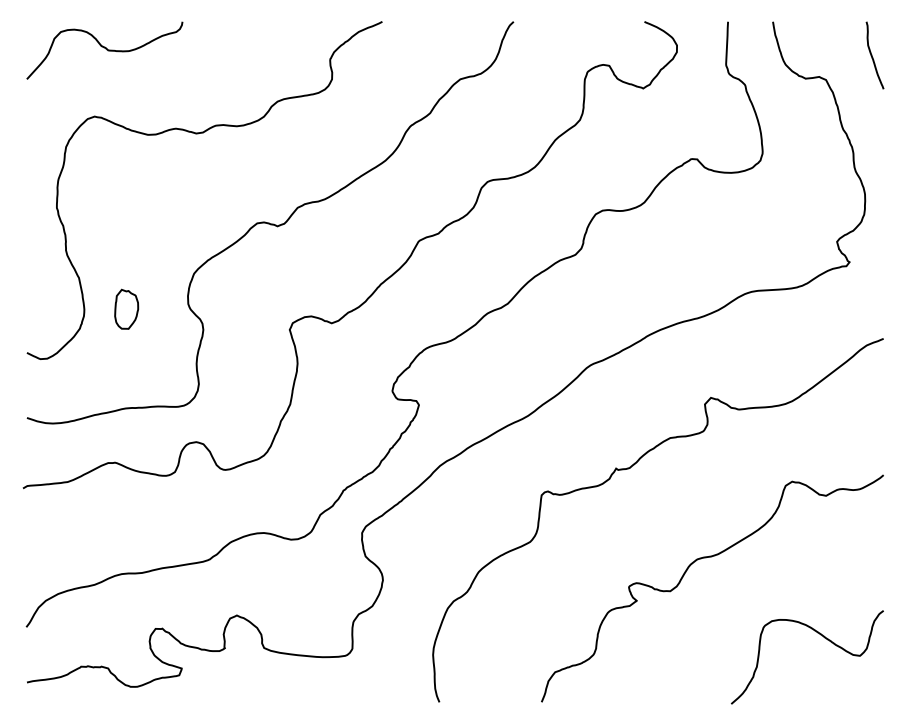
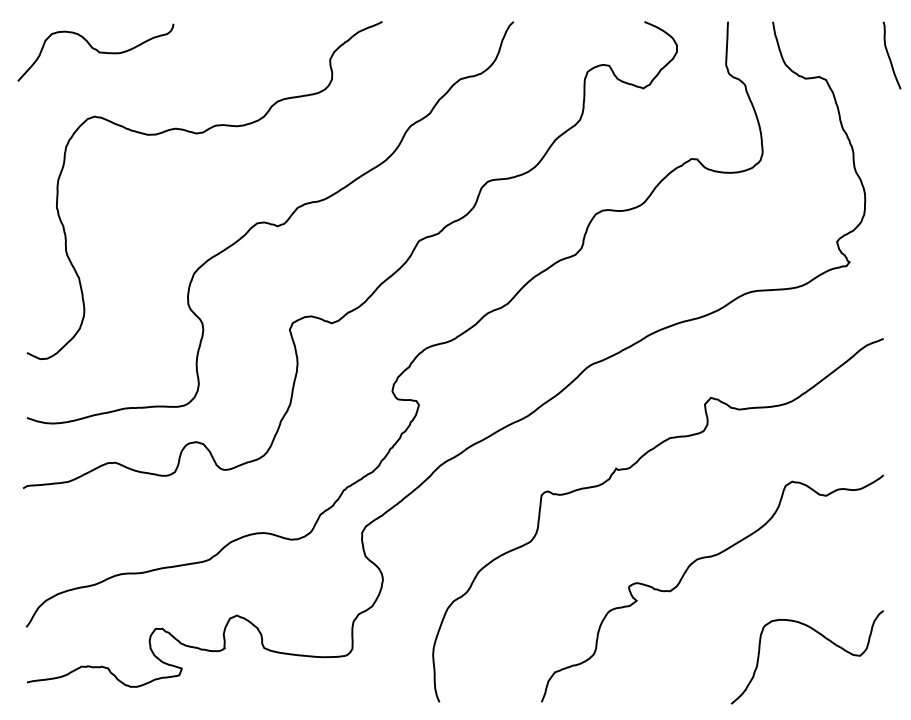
curve position: (105, 49) -> (96, 51) (96, 51)
curve position: (872, 55) -> (889, 55) (889, 55)
part: present -> none (126, 308)
